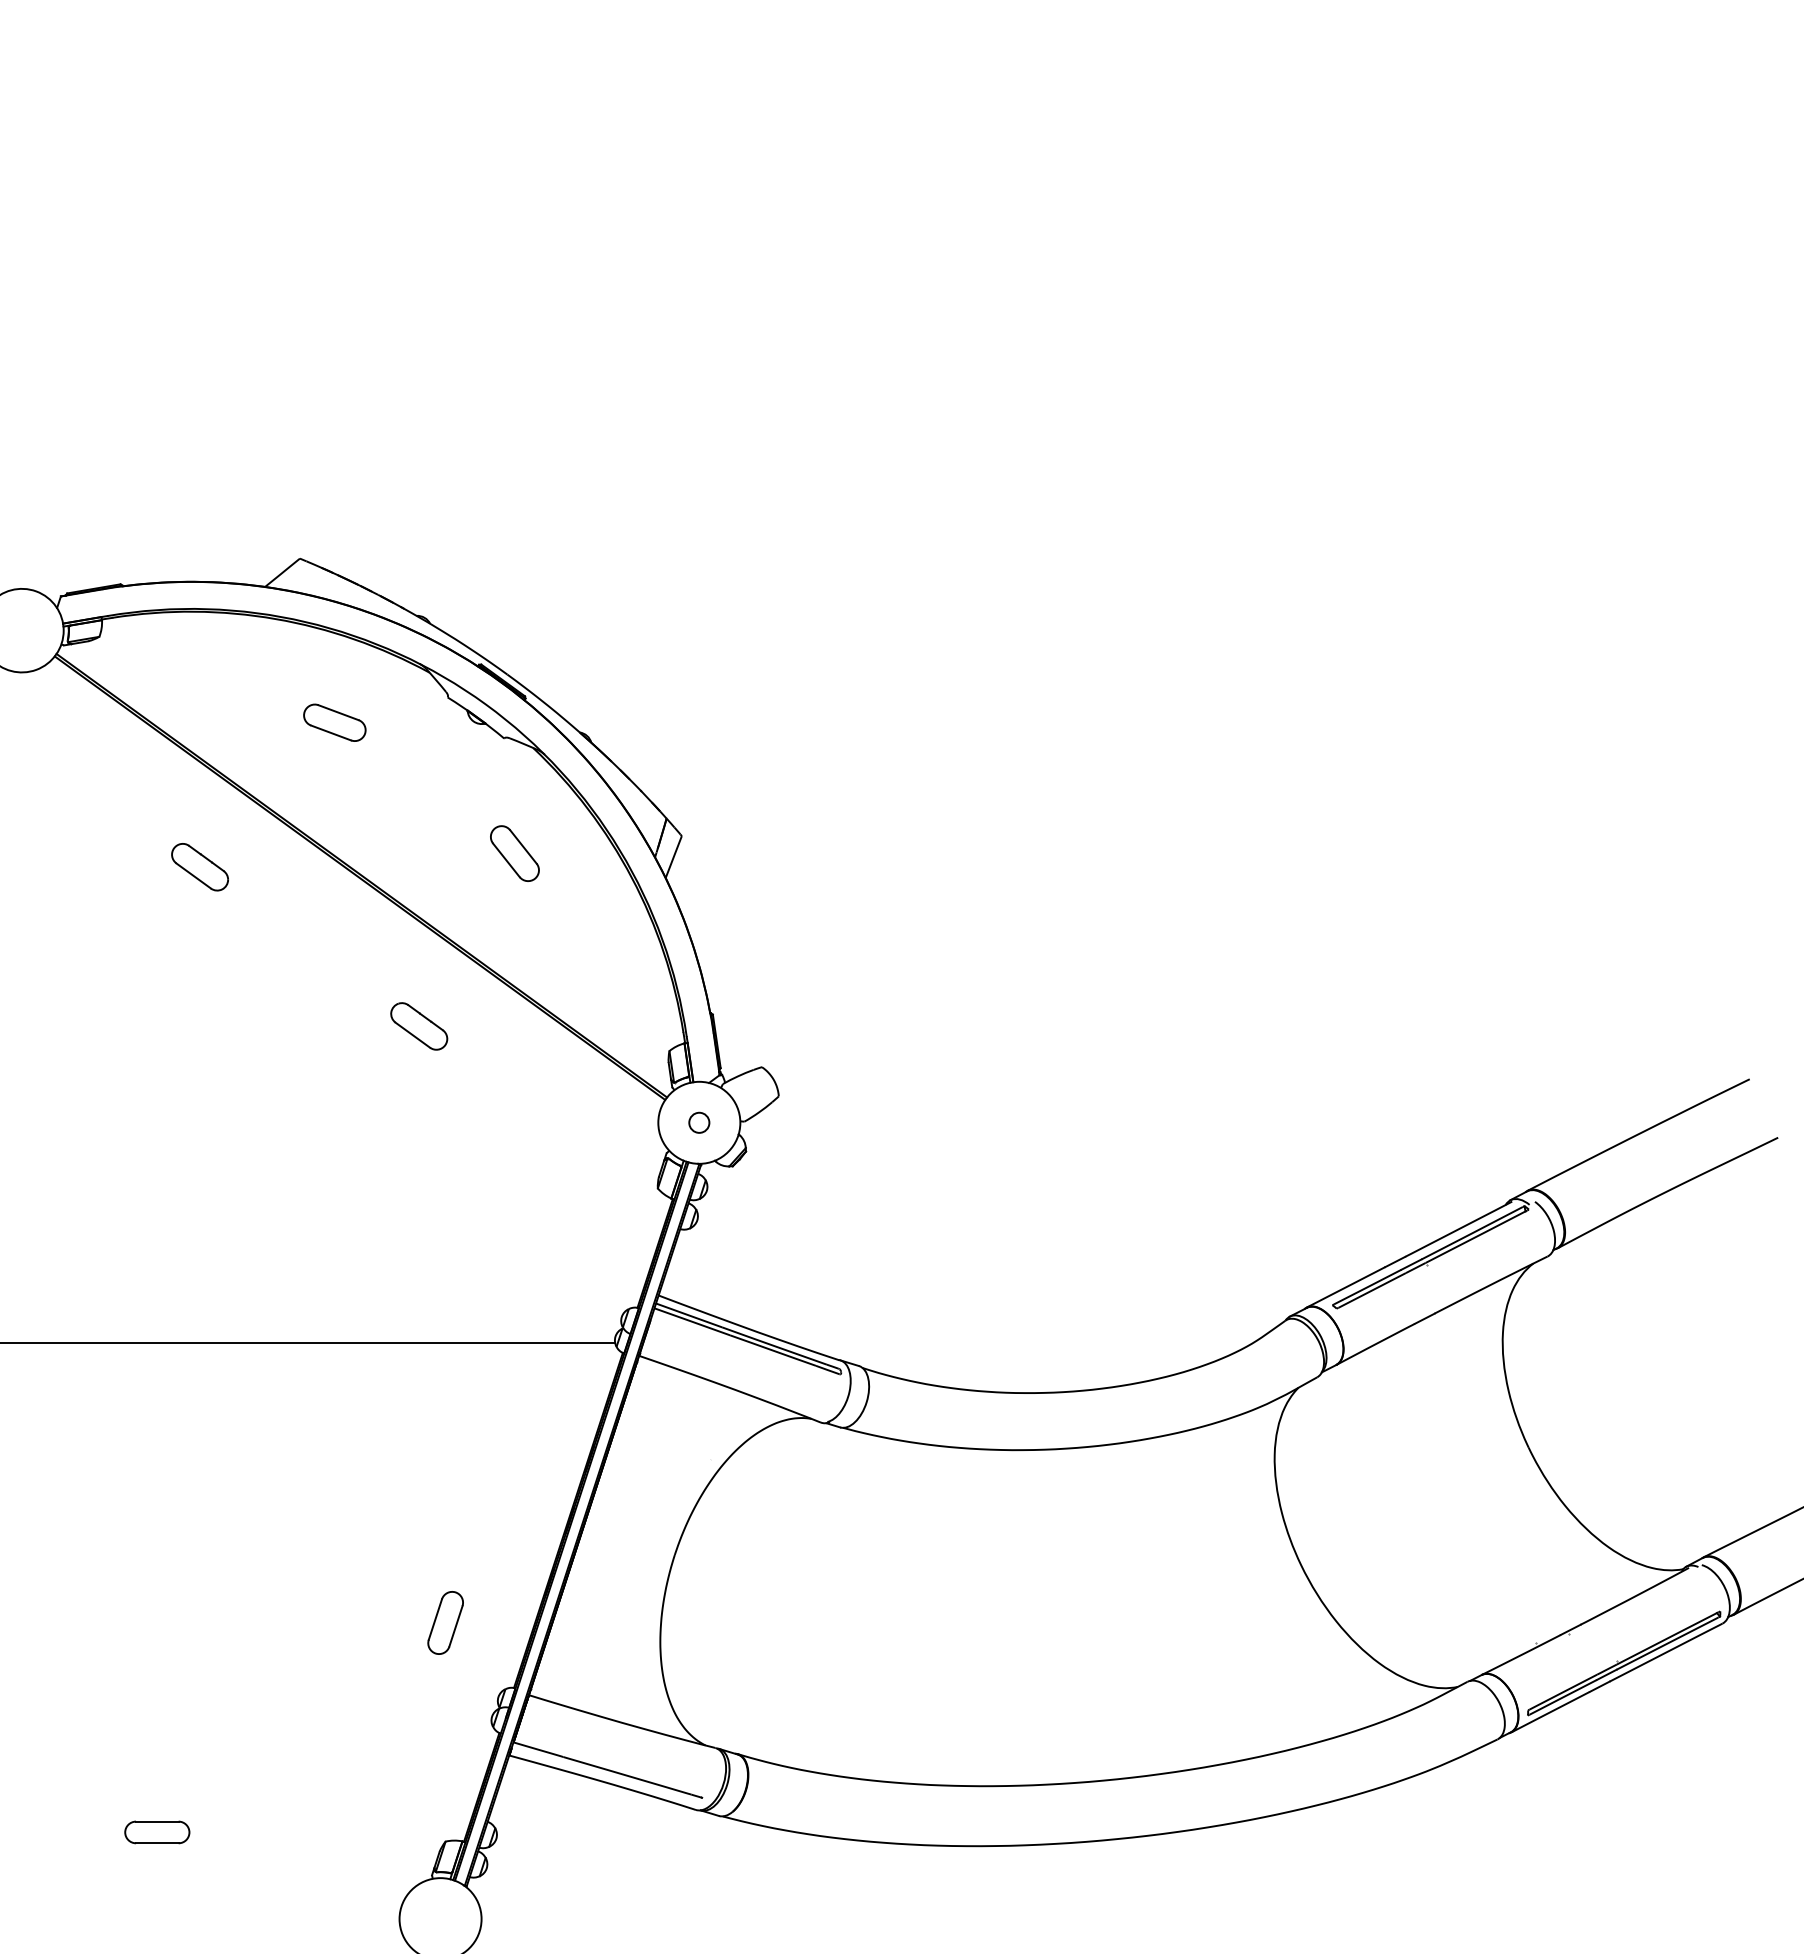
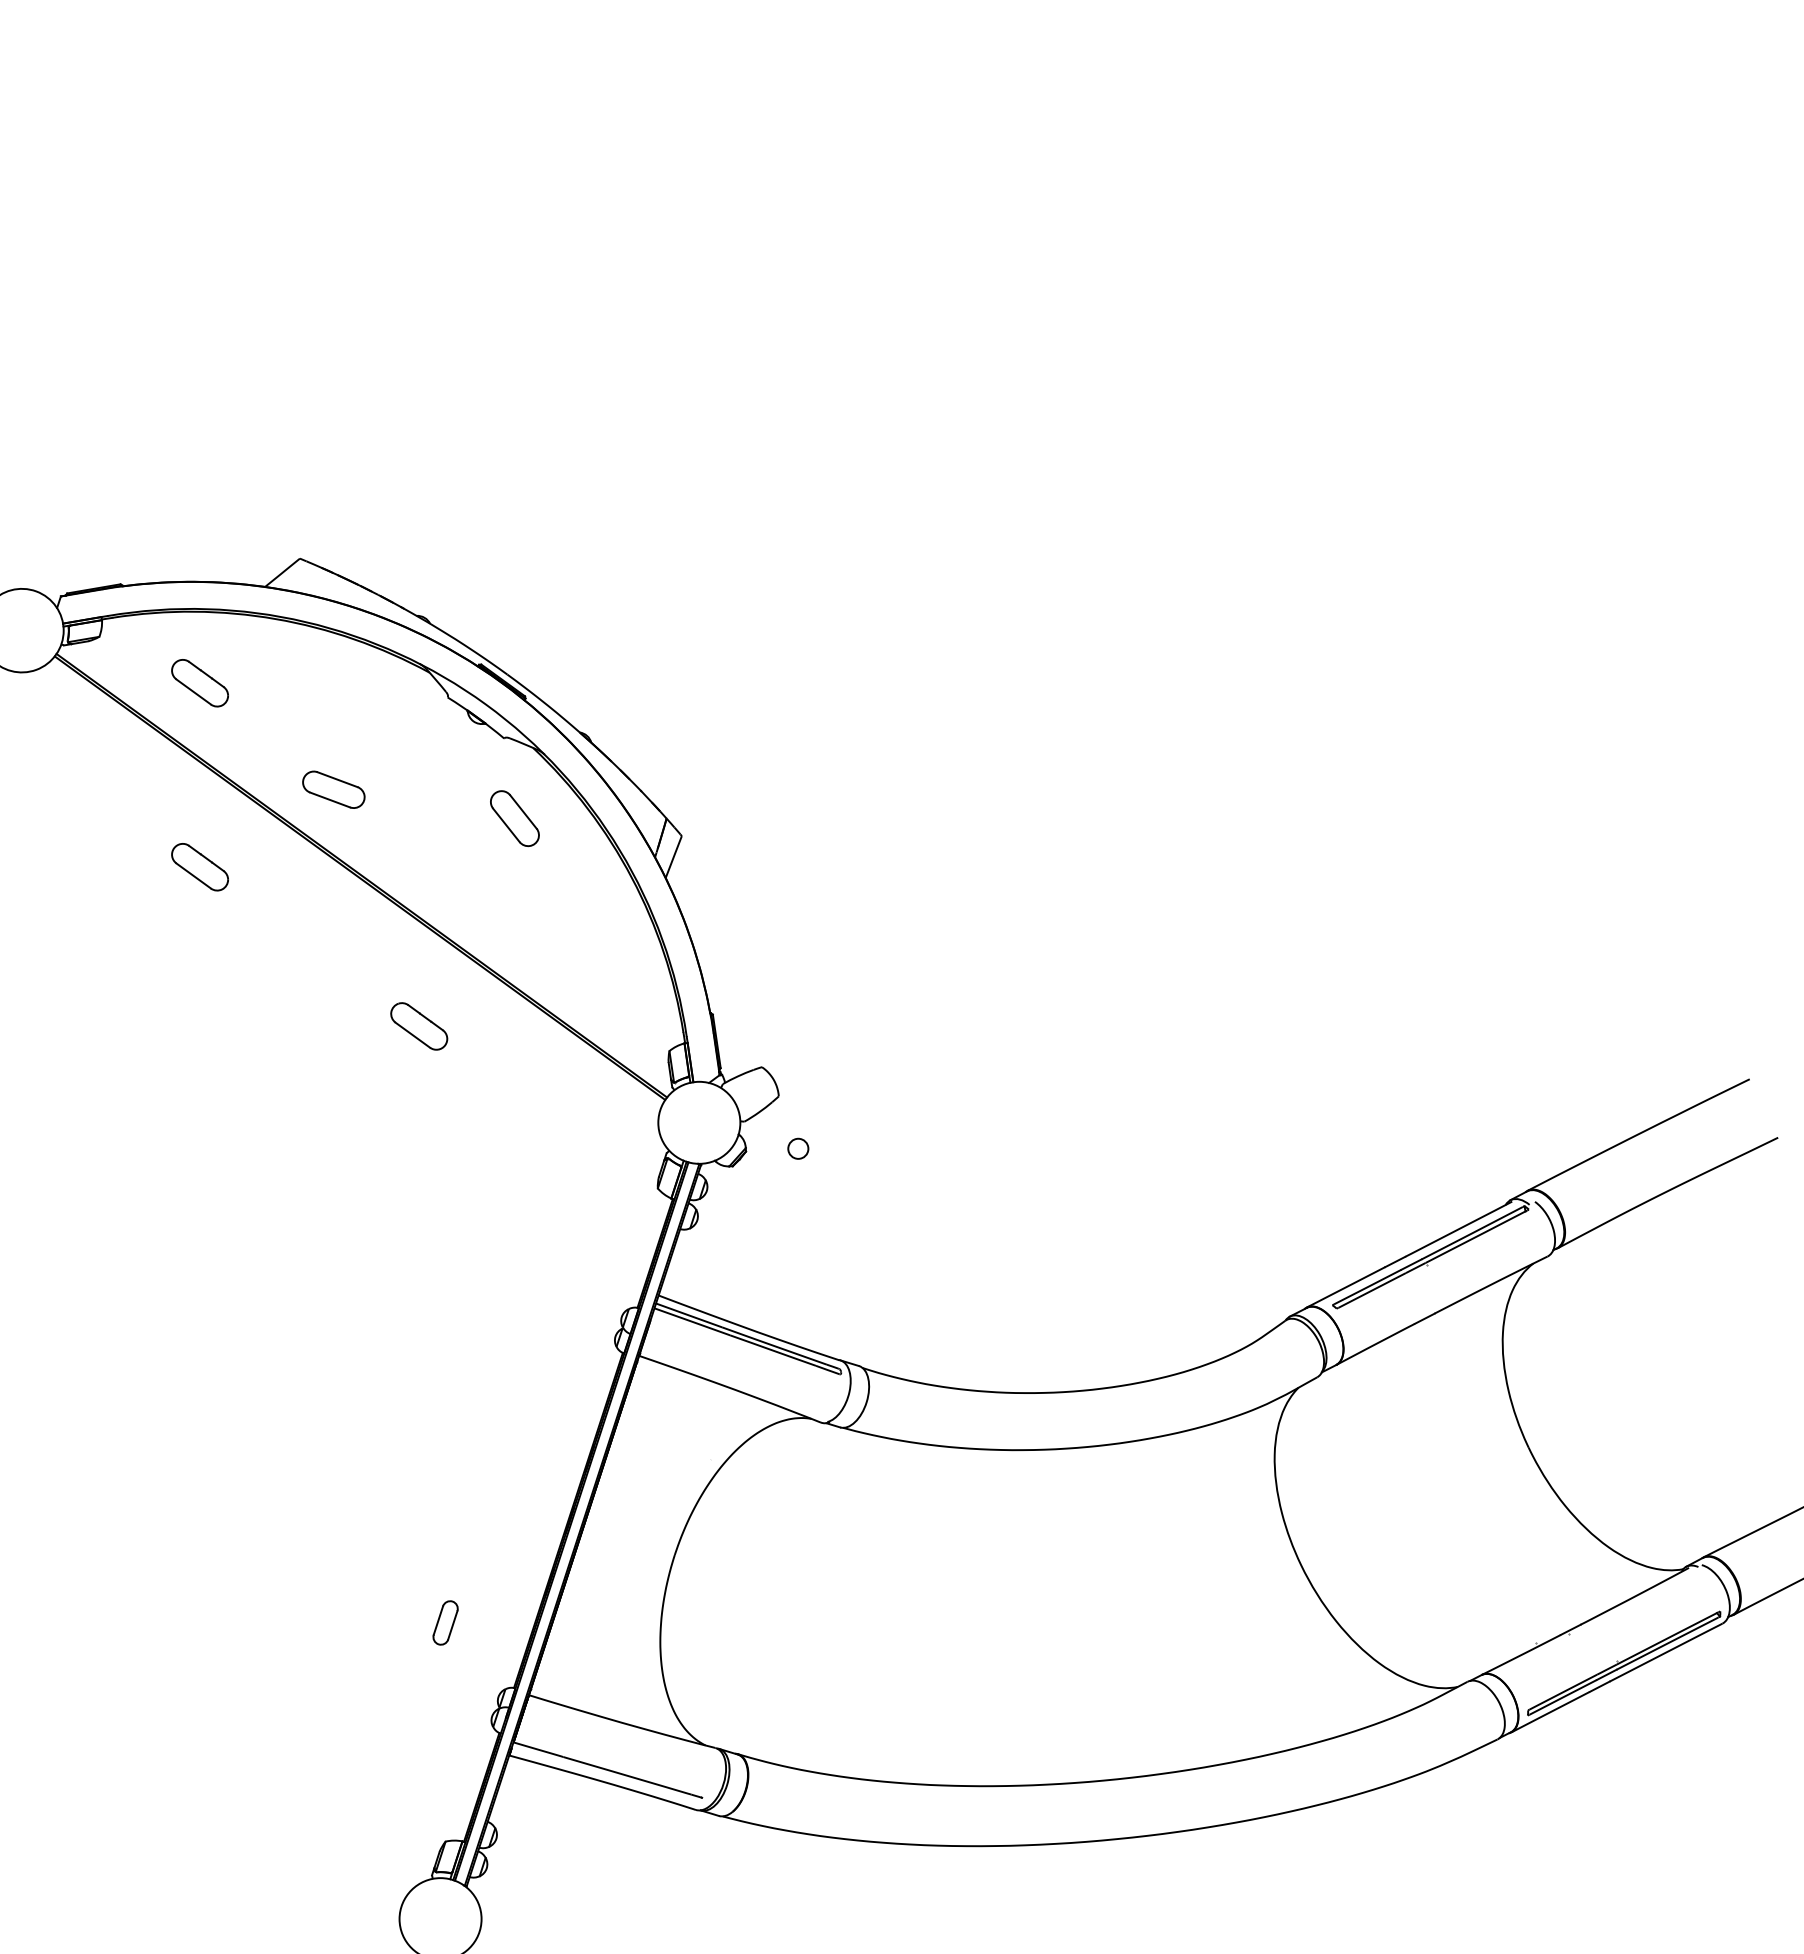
part: none -> present (199, 683)
part position: (334, 722) -> (333, 789) (333, 789)
part position: (514, 853) -> (514, 818) (514, 818)
circle position: (699, 1122) -> (798, 1148) (798, 1148)
line: present -> none (308, 1342)
part size: 37x64 px -> 27x46 px (445, 1622)
part: present -> none (157, 1832)
